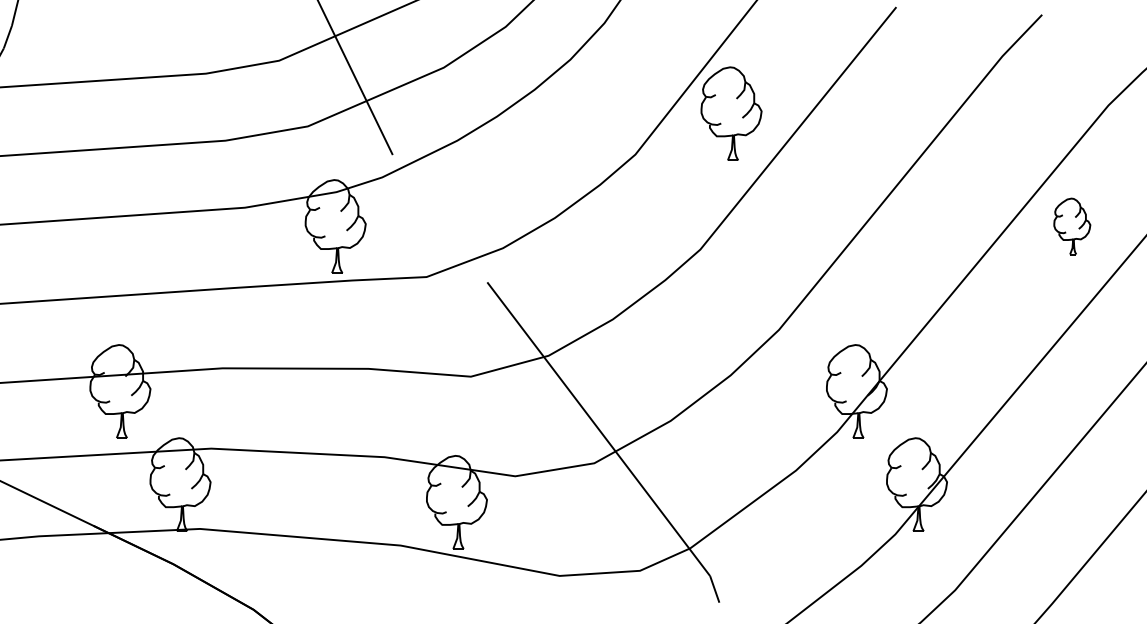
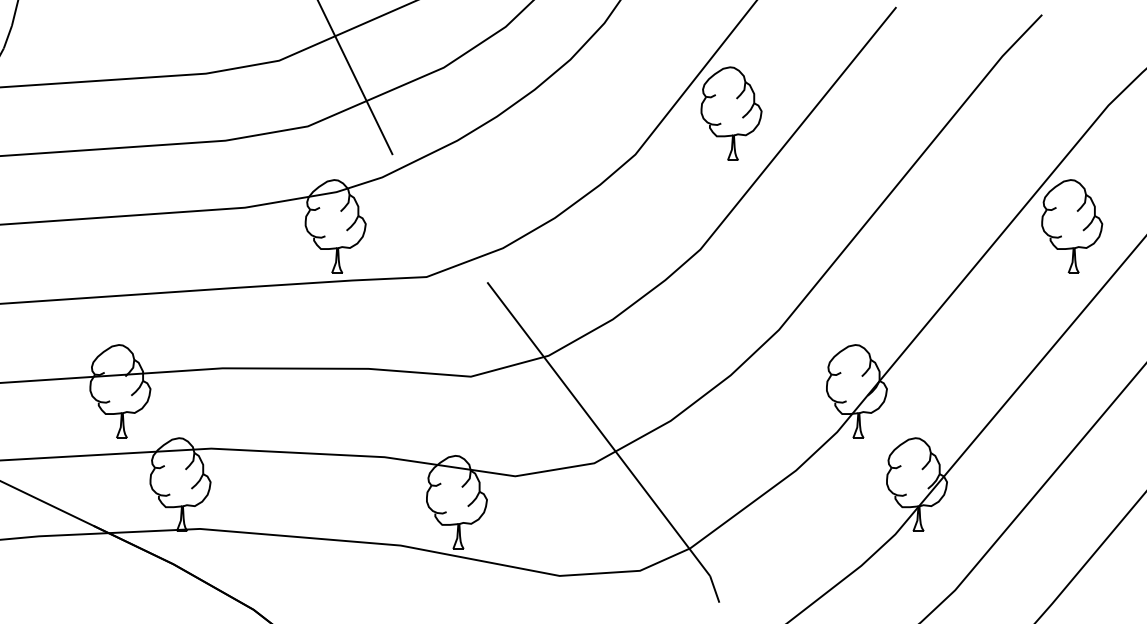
part size: 39x59 px -> 63x95 px (1072, 226)
